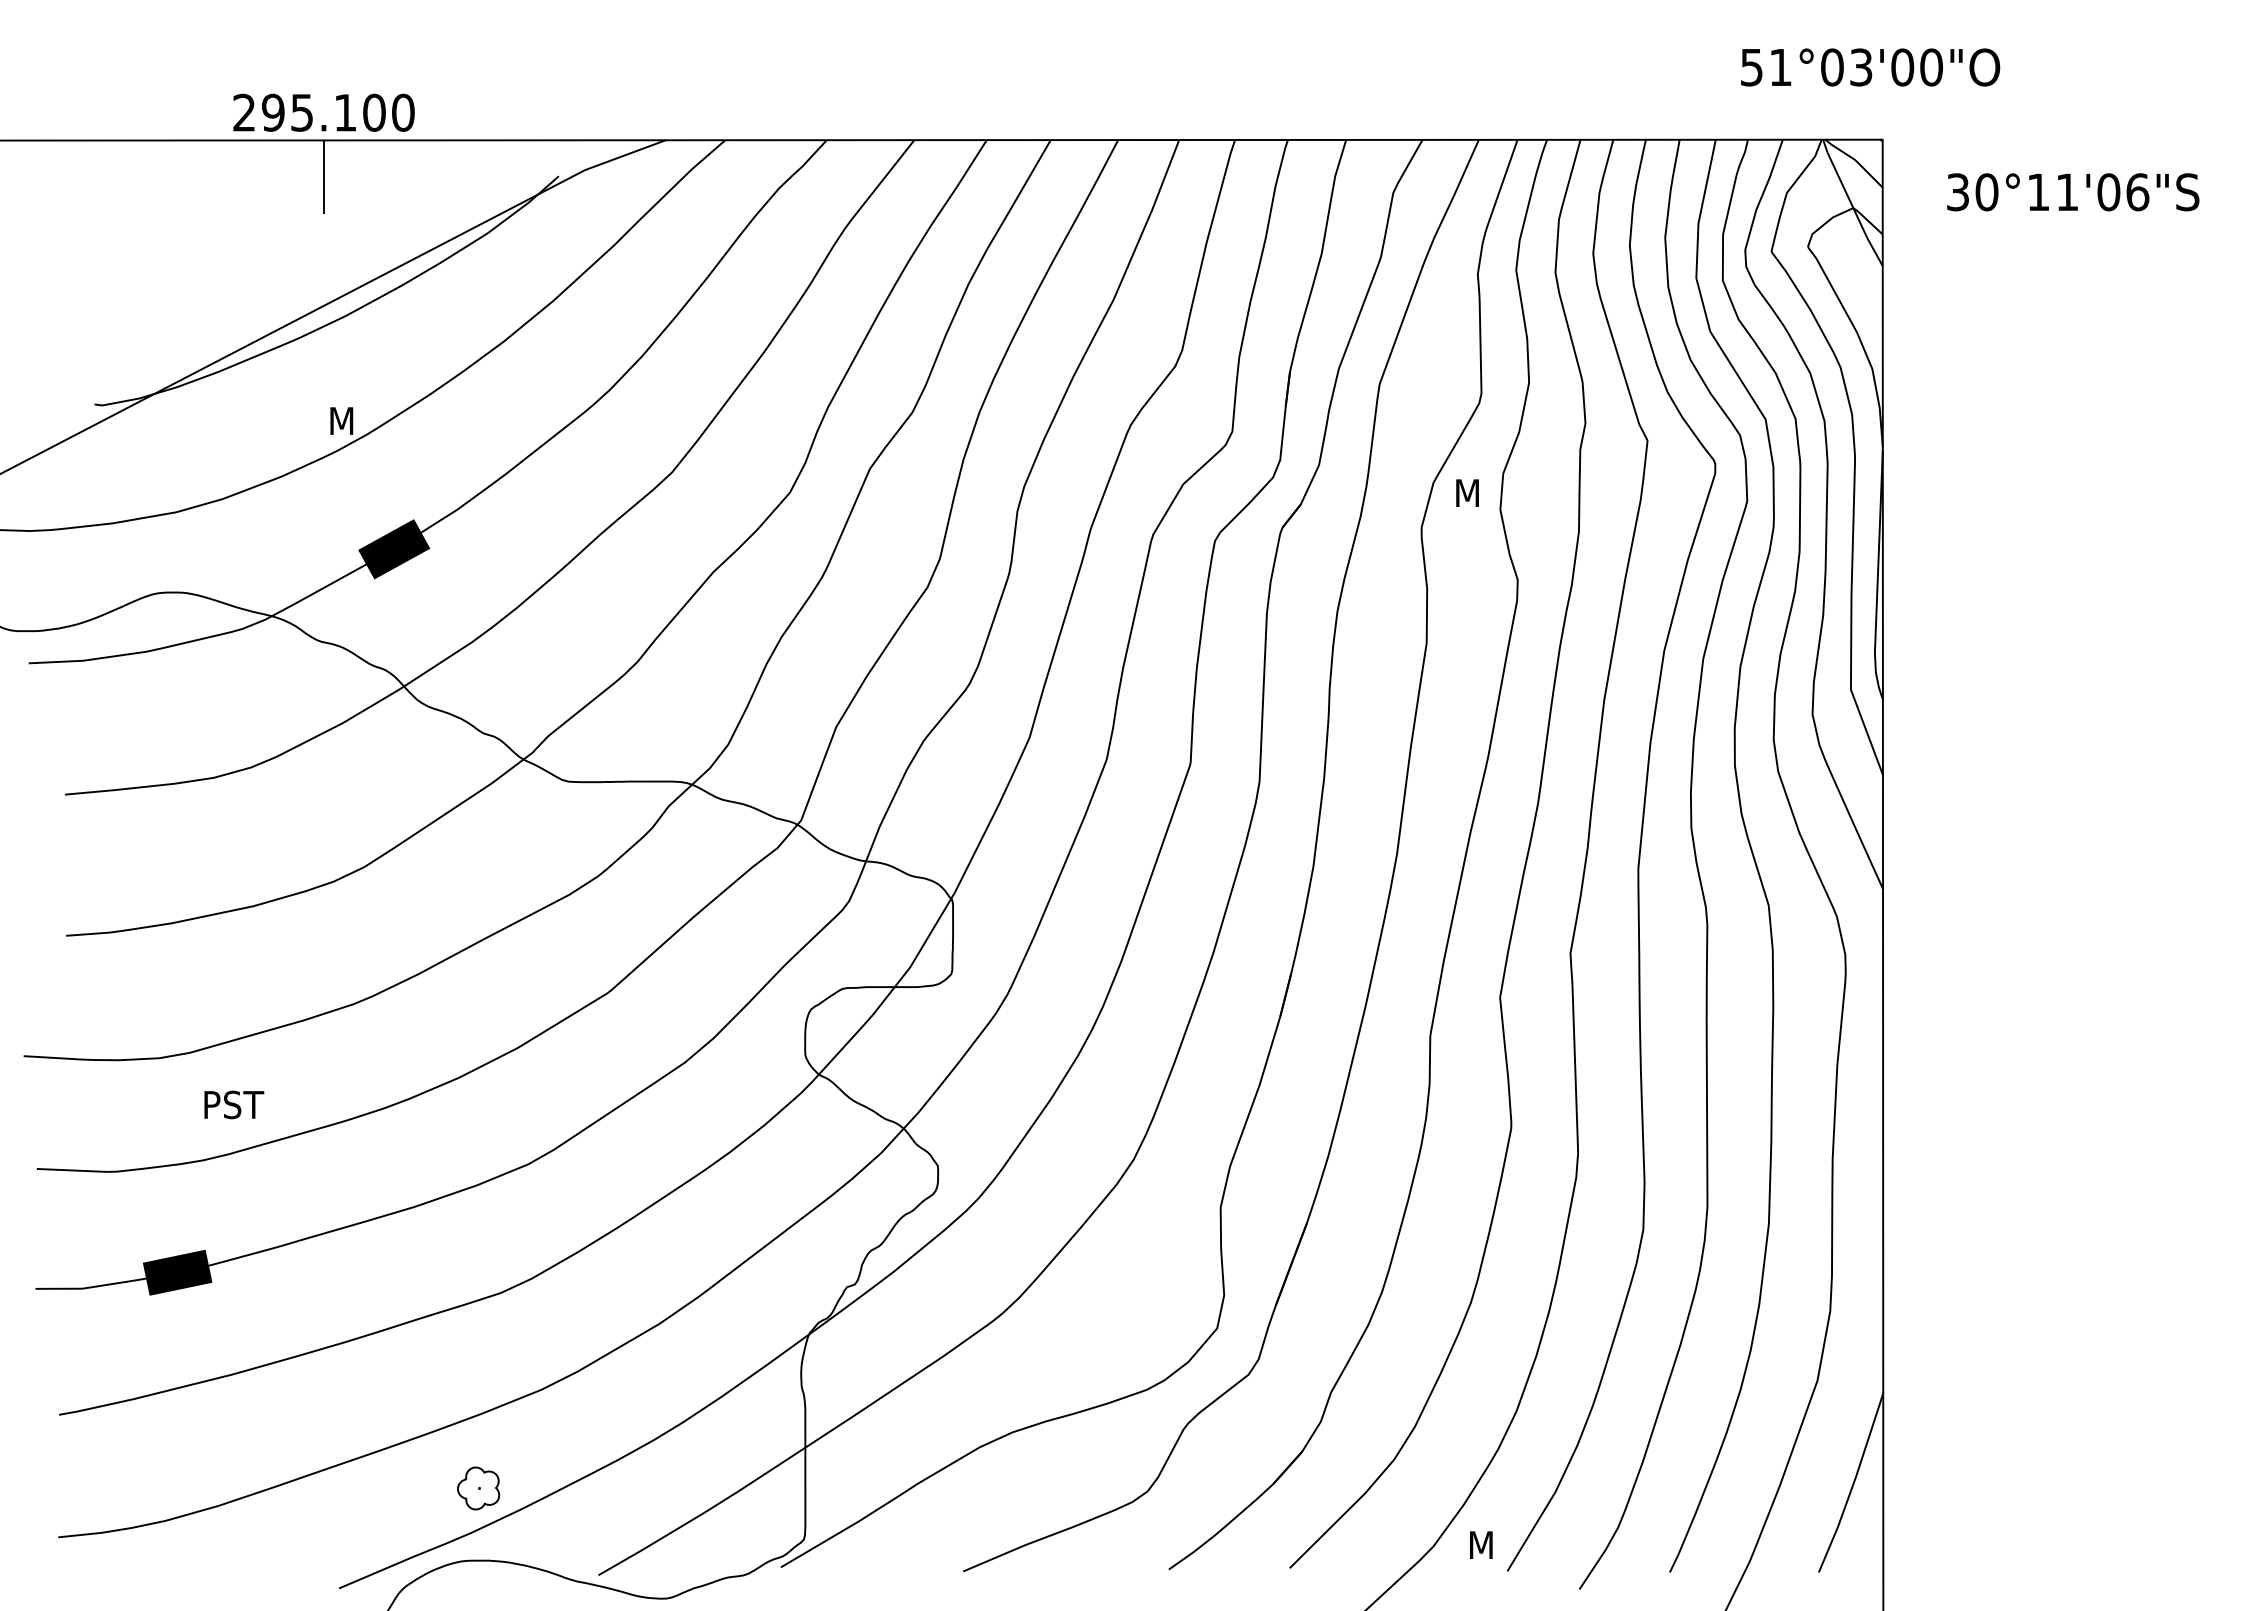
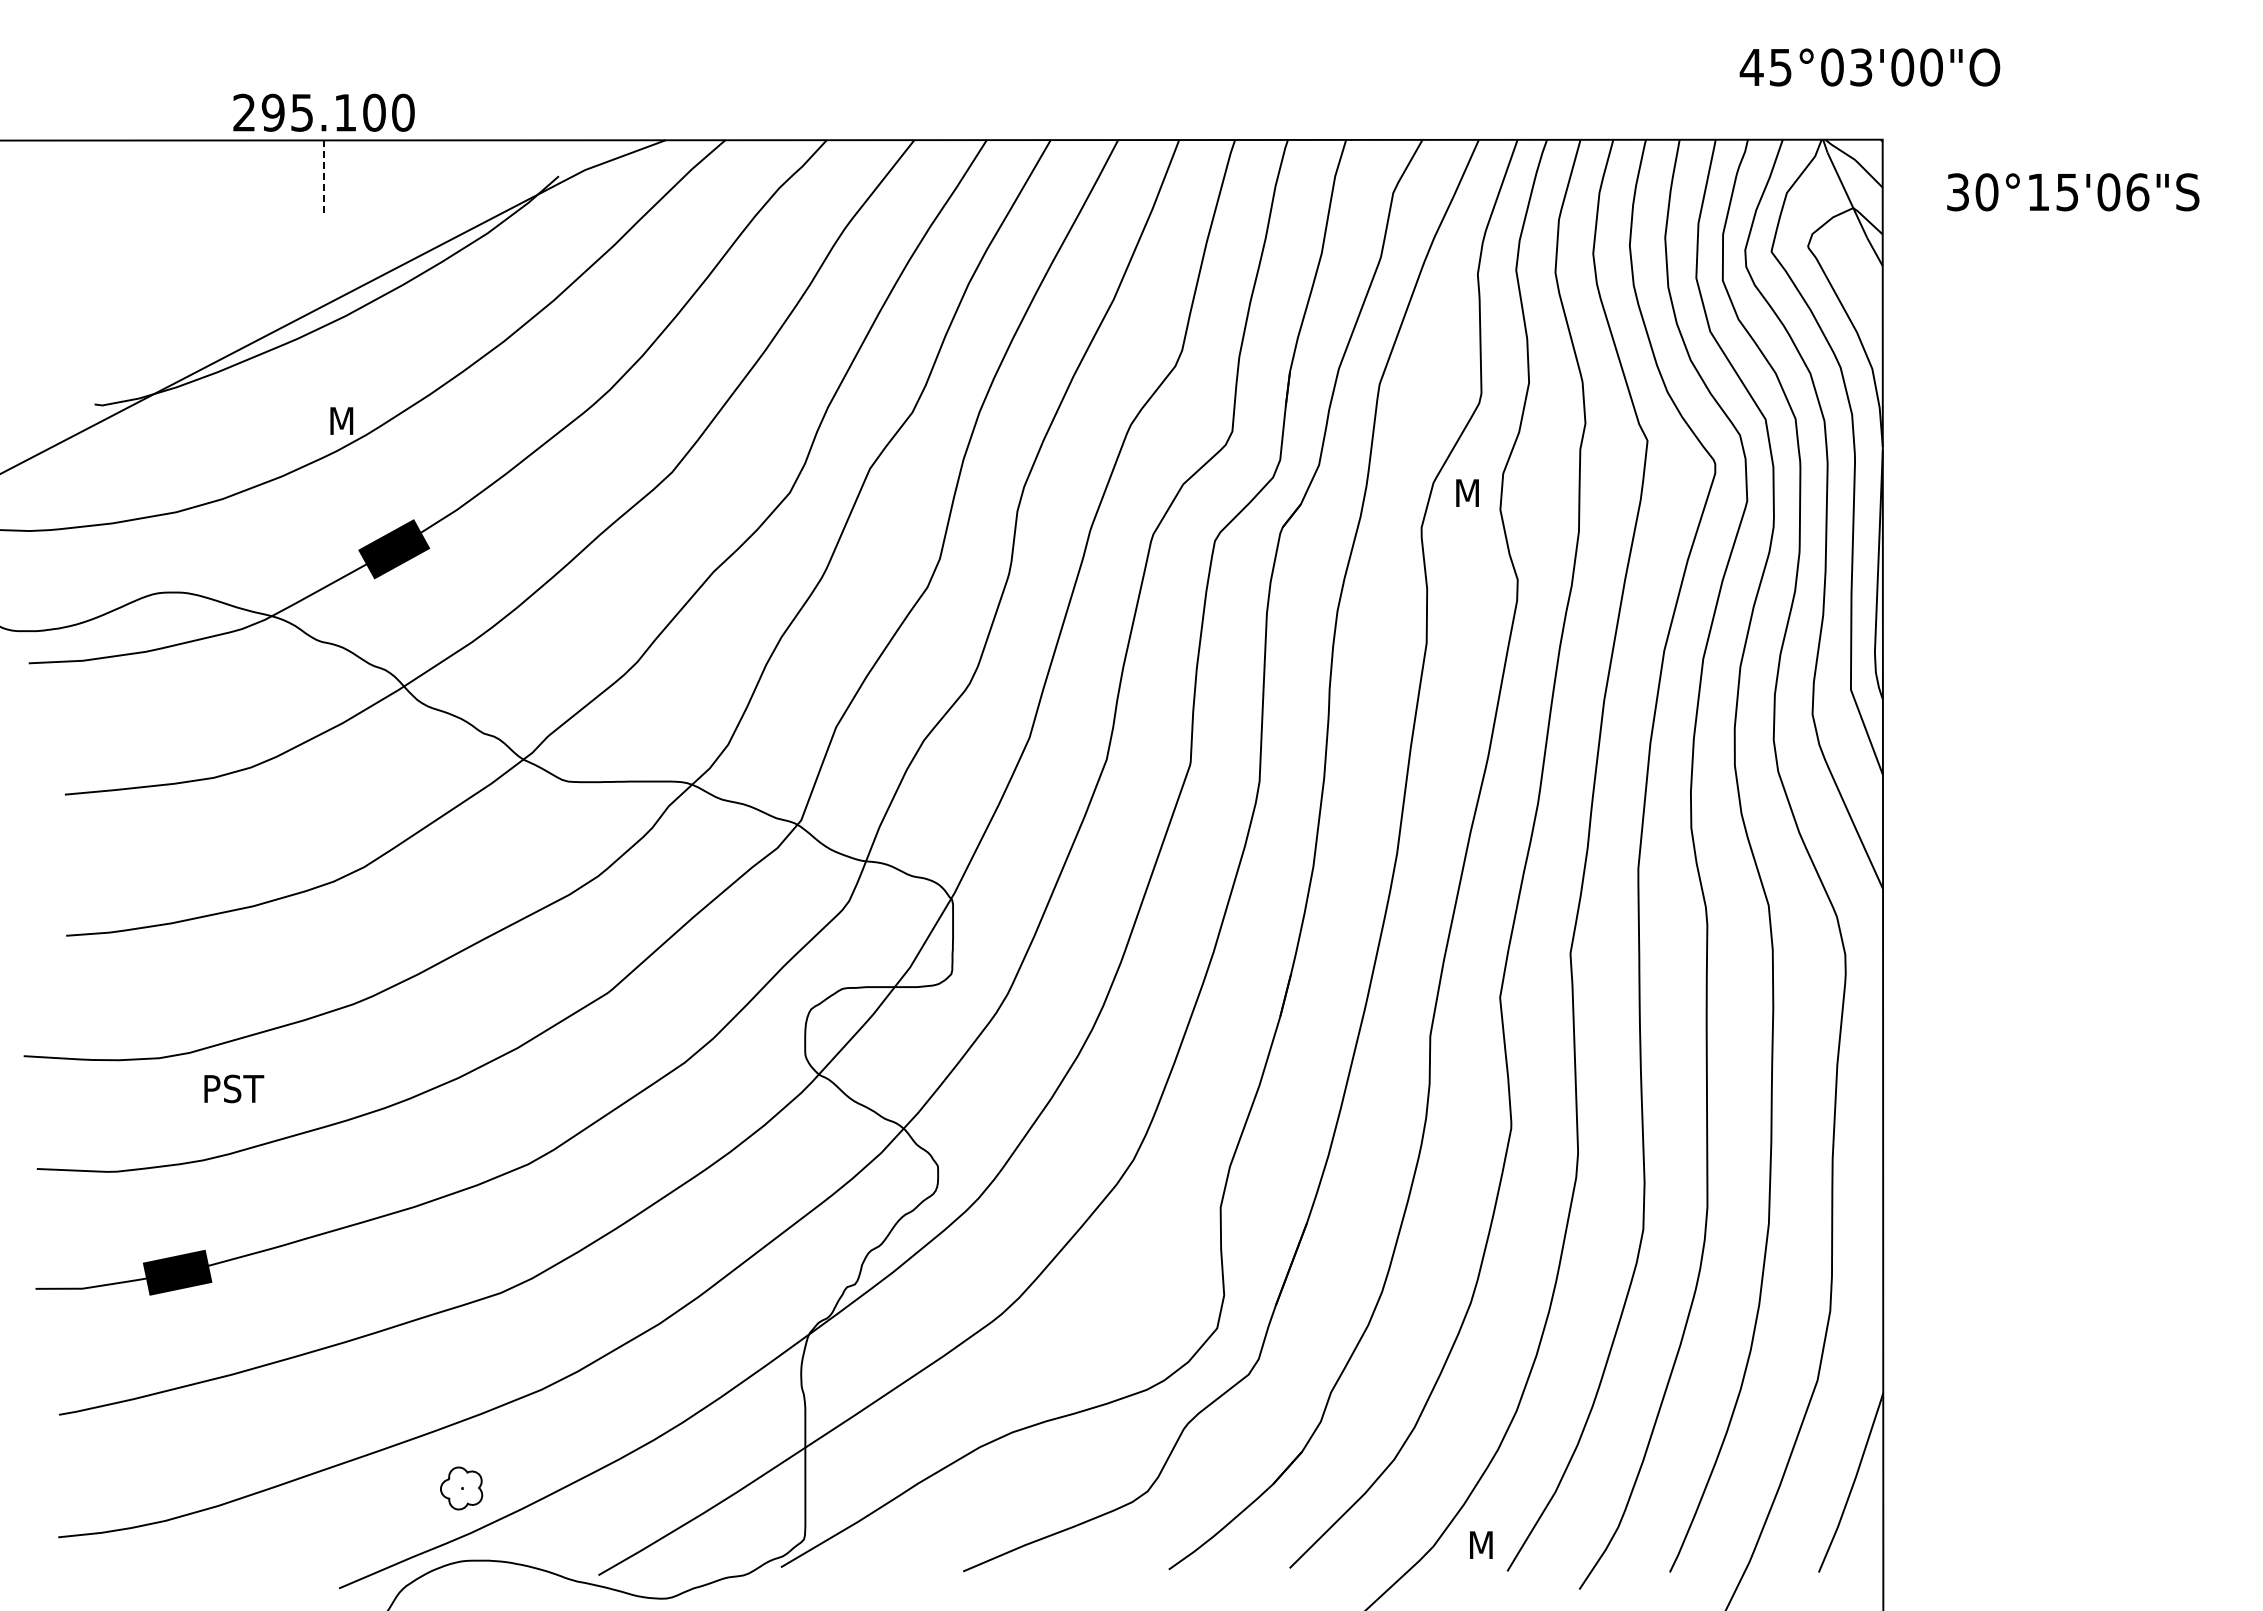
text: 51°03'00"O -> 45°03'00"O (1765, 67)
line: solid -> dashed (323, 177)
text: 30°11'06"S -> 30°15'06"S (2066, 192)
text position: (234, 1104) -> (234, 1088) (234, 1088)
part position: (478, 1488) -> (461, 1488) (461, 1488)
